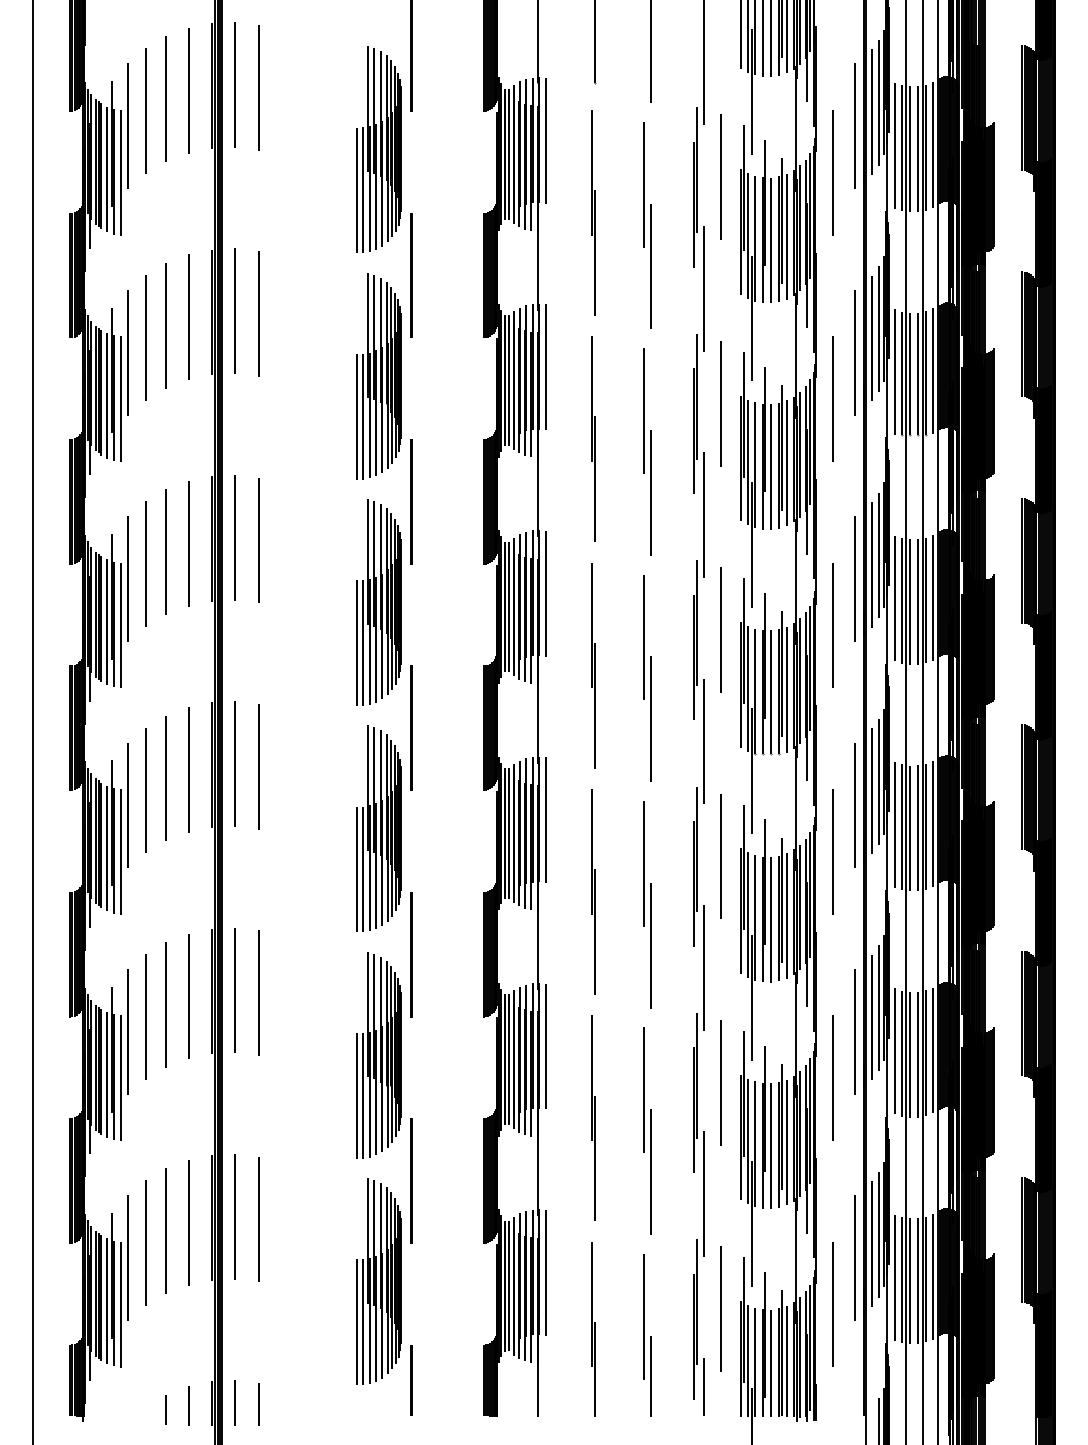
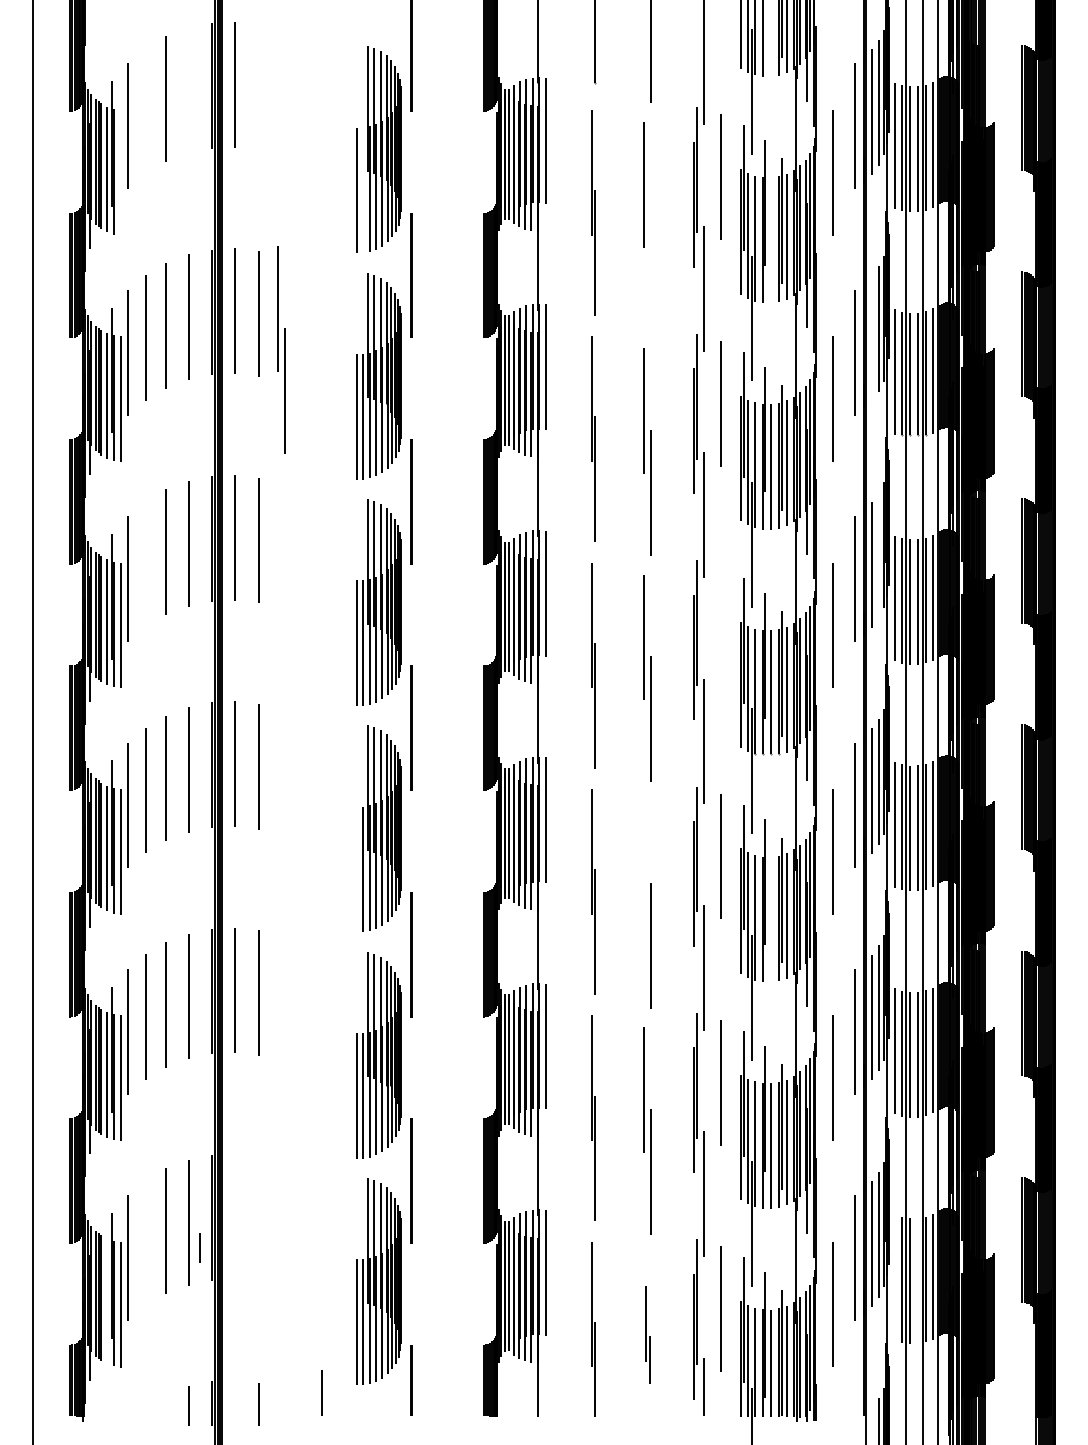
line: present -> none (771, 39)
line: present -> none (258, 87)
line: present -> none (188, 90)
line: present -> none (145, 110)
line: present -> none (120, 172)
line: present -> none (363, 190)
line: present -> none (771, 240)
line: present -> none (650, 266)
line: present -> none (872, 338)
part: none -> present (281, 349)
line: present -> none (878, 555)
line: present -> none (145, 563)
line: present -> none (721, 629)
line: present -> none (644, 863)
line: present -> none (356, 869)
line: present -> none (771, 919)
line: present -> none (235, 1216)
line: present -> none (259, 1219)
line: present -> none (146, 1243)
line: present -> none (895, 1277)
line: present -> none (918, 1280)
line: present -> none (107, 1301)
part size: 9x163 px -> 6x98 px (647, 1334)
line position: (234, 1402) -> (321, 1392) (321, 1392)
line position: (165, 1409) -> (199, 1247) (199, 1247)
